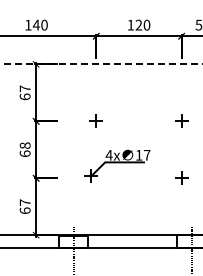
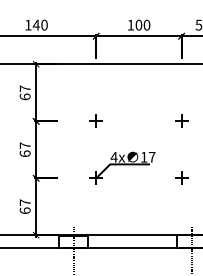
text: 120 -> 100 (138, 24)
line: dashed -> solid (101, 64)
text: 68 -> 67 (24, 145)
part position: (117, 165) -> (122, 167) (122, 167)
